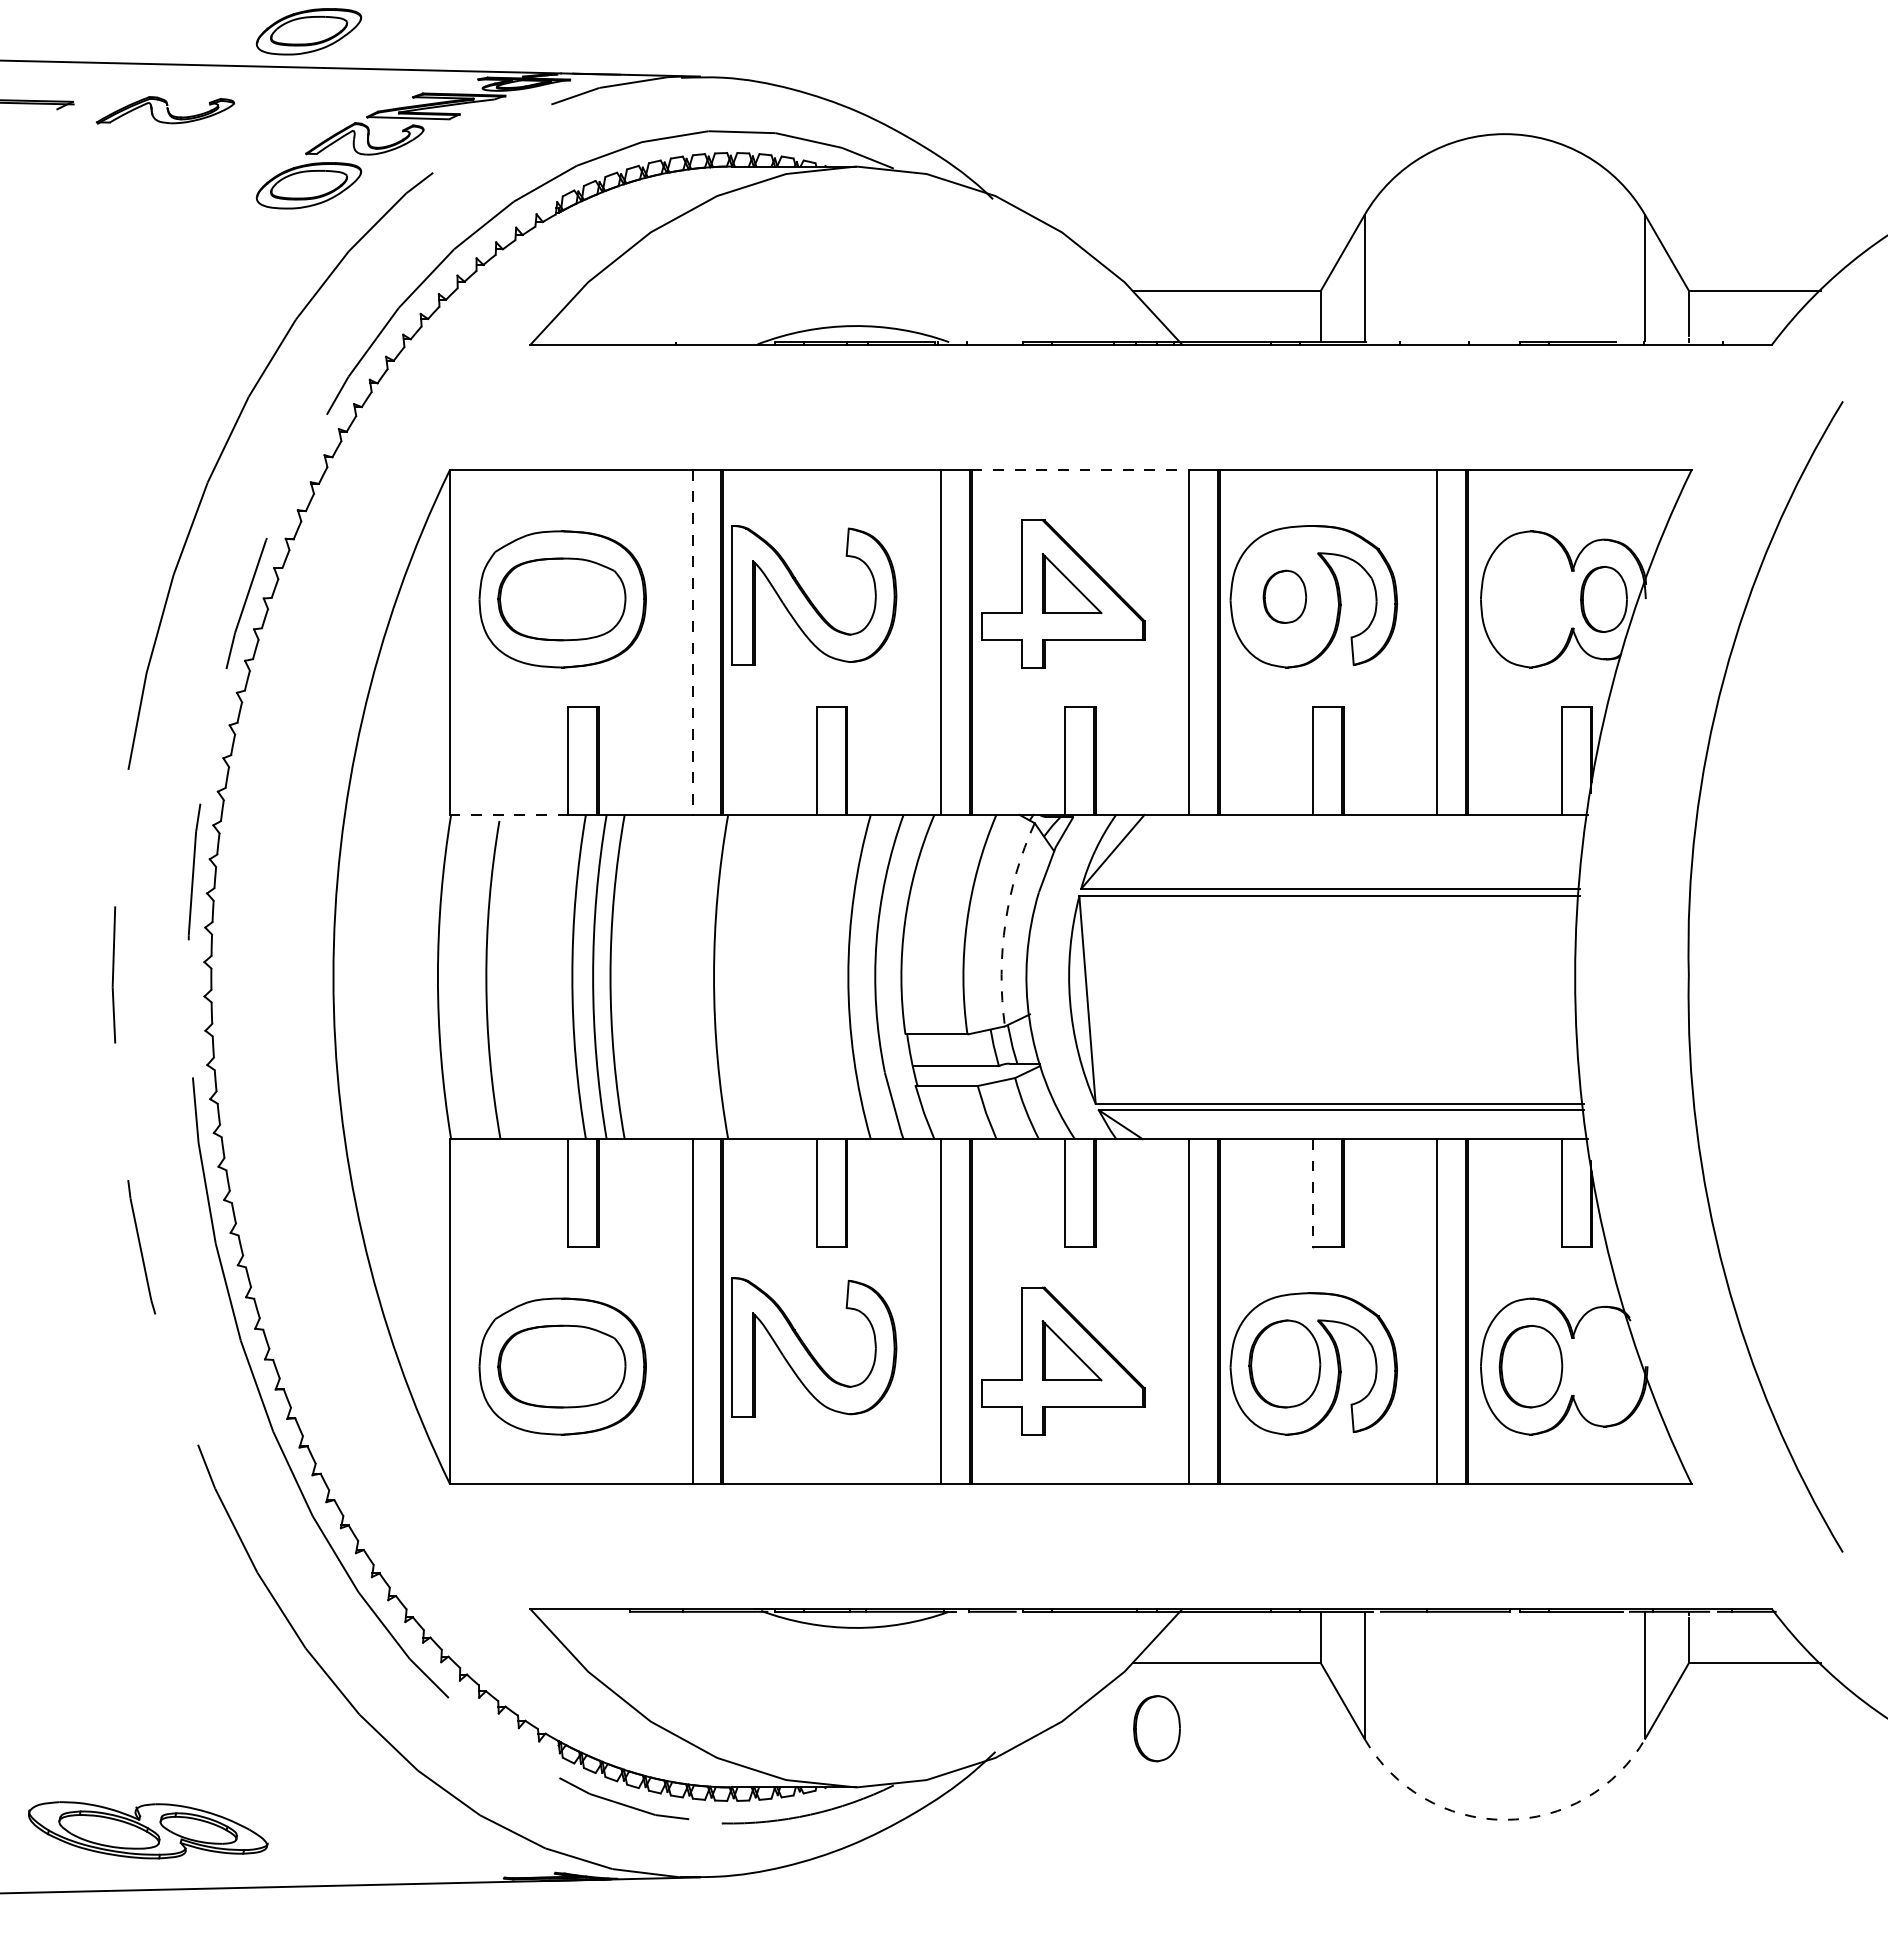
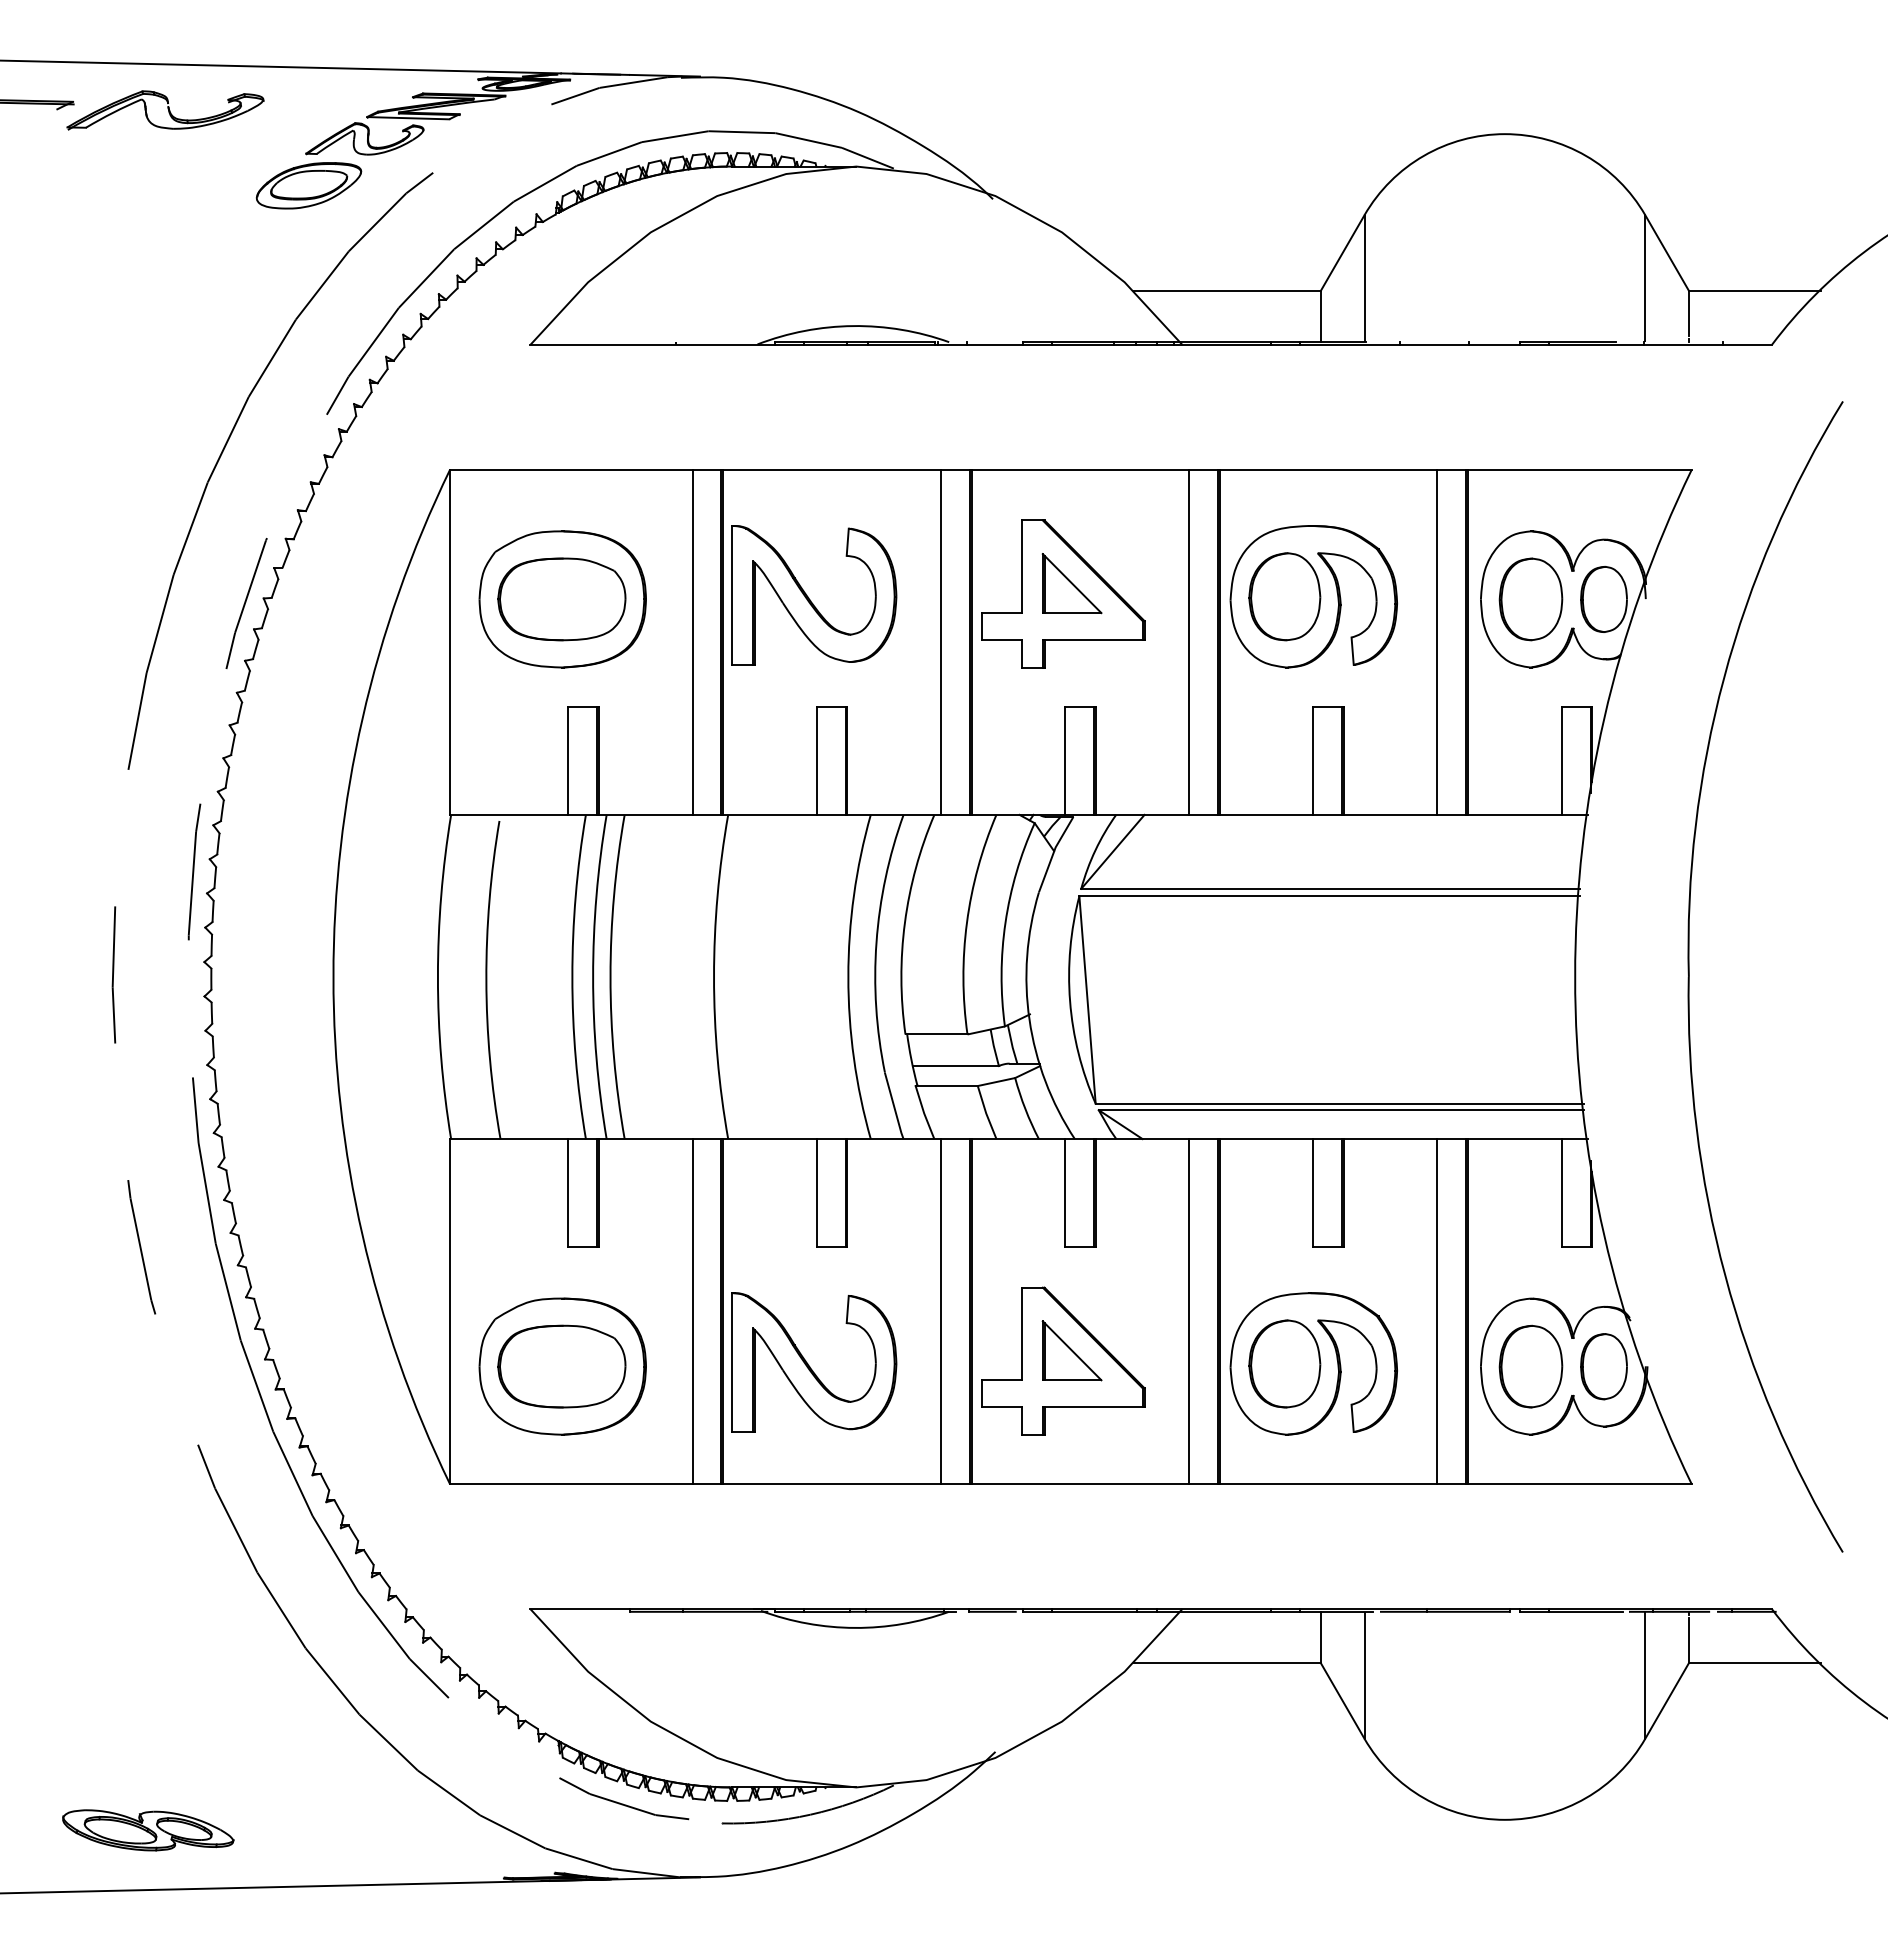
part: present -> none (308, 31)
part size: 139x29 px -> 199x41 px (165, 110)
line: dashed -> solid (1080, 469)
part size: 46x55 px -> 74x90 px (1284, 596)
part: none -> present (1530, 599)
line: dashed -> solid (692, 642)
line: dashed -> solid (508, 814)
arc: dashed -> solid (1005, 922)
line: dashed -> solid (1313, 1193)
part position: (814, 1347) -> (814, 1362) (814, 1362)
part position: (1156, 1728) -> (1603, 1366) (1603, 1366)
arc: dashed -> solid (1504, 1819)
part size: 241x59 px -> 173x43 px (148, 1830)
